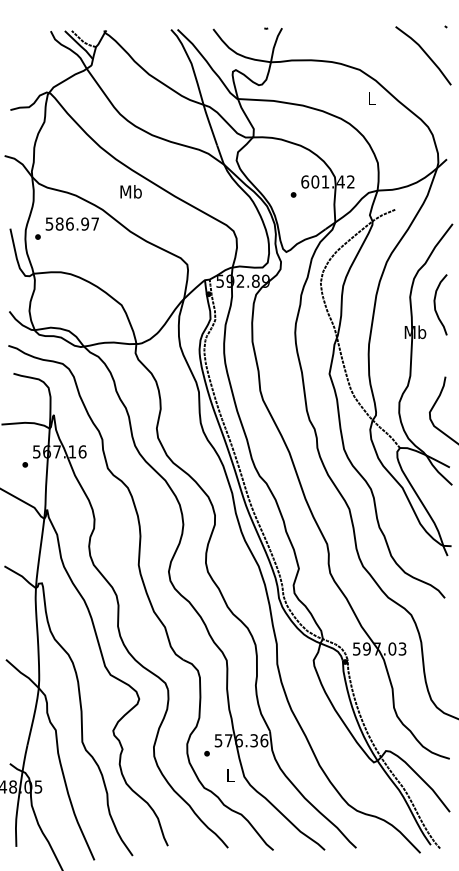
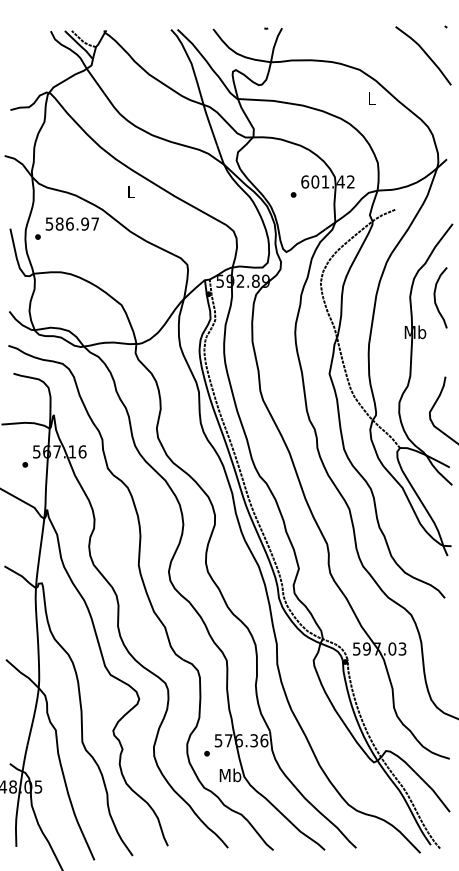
text: Mb -> L (130, 191)
curve position: (435, 304) -> (435, 297) (435, 297)
text: L -> Mb (230, 775)
